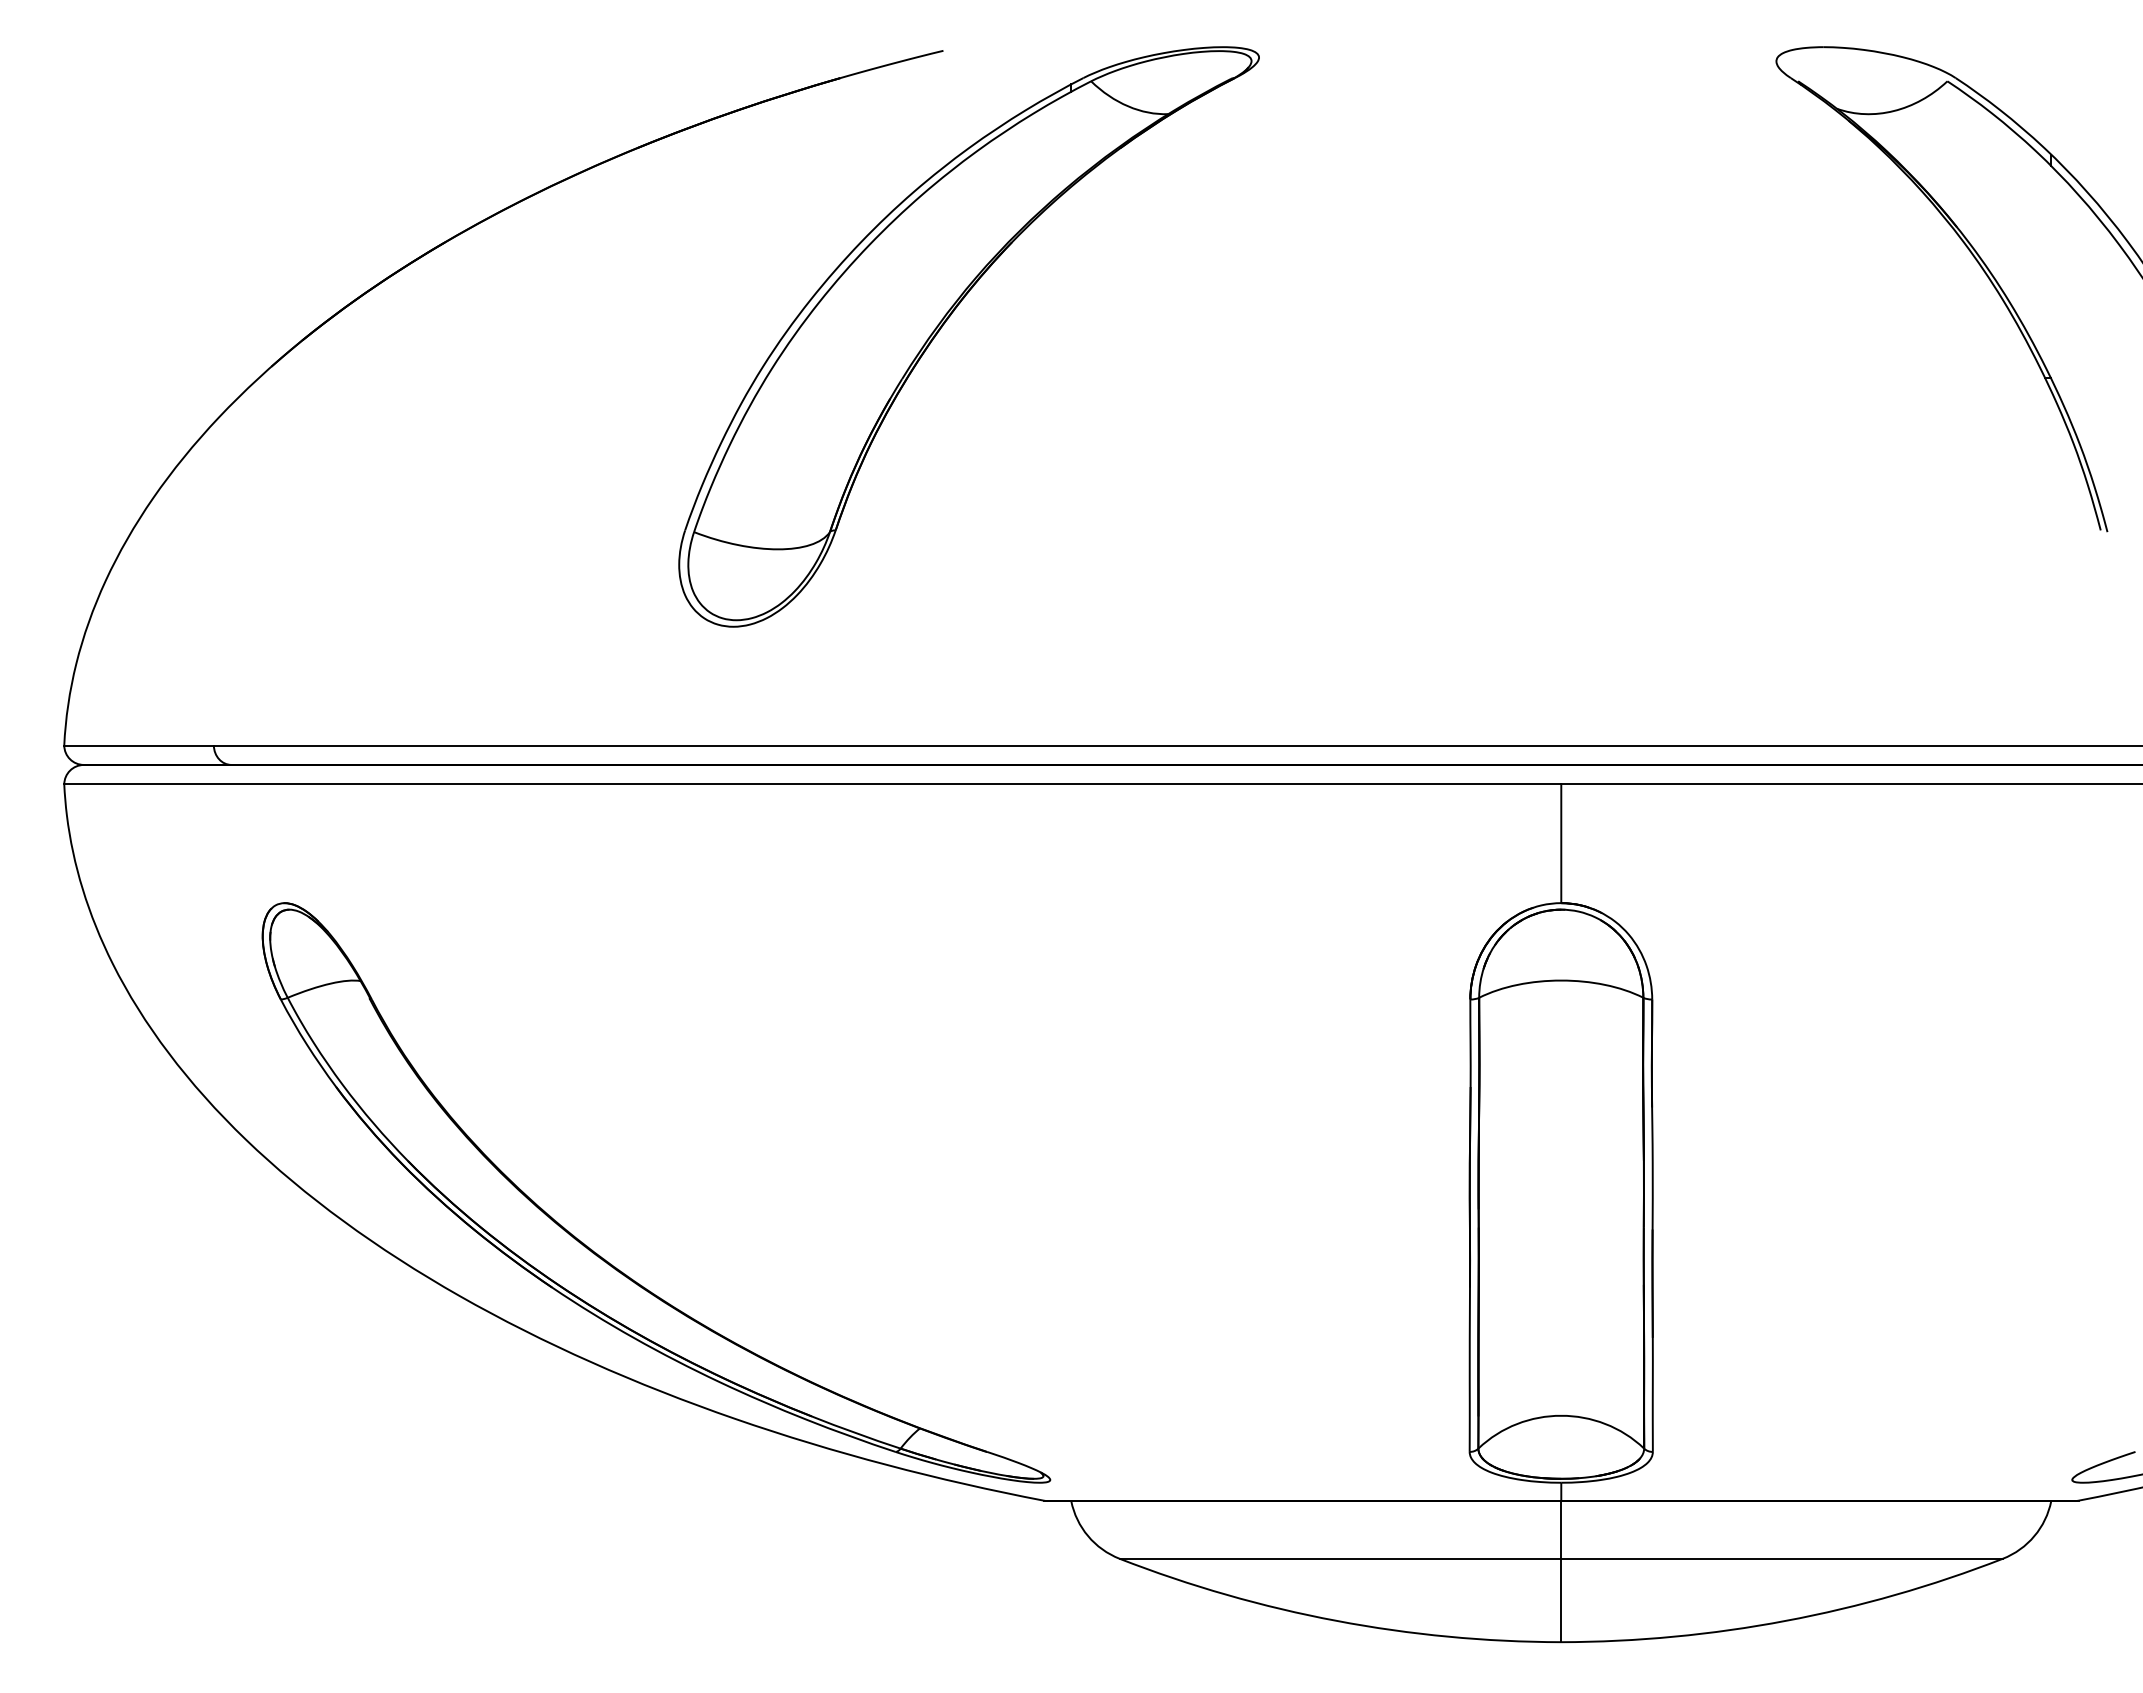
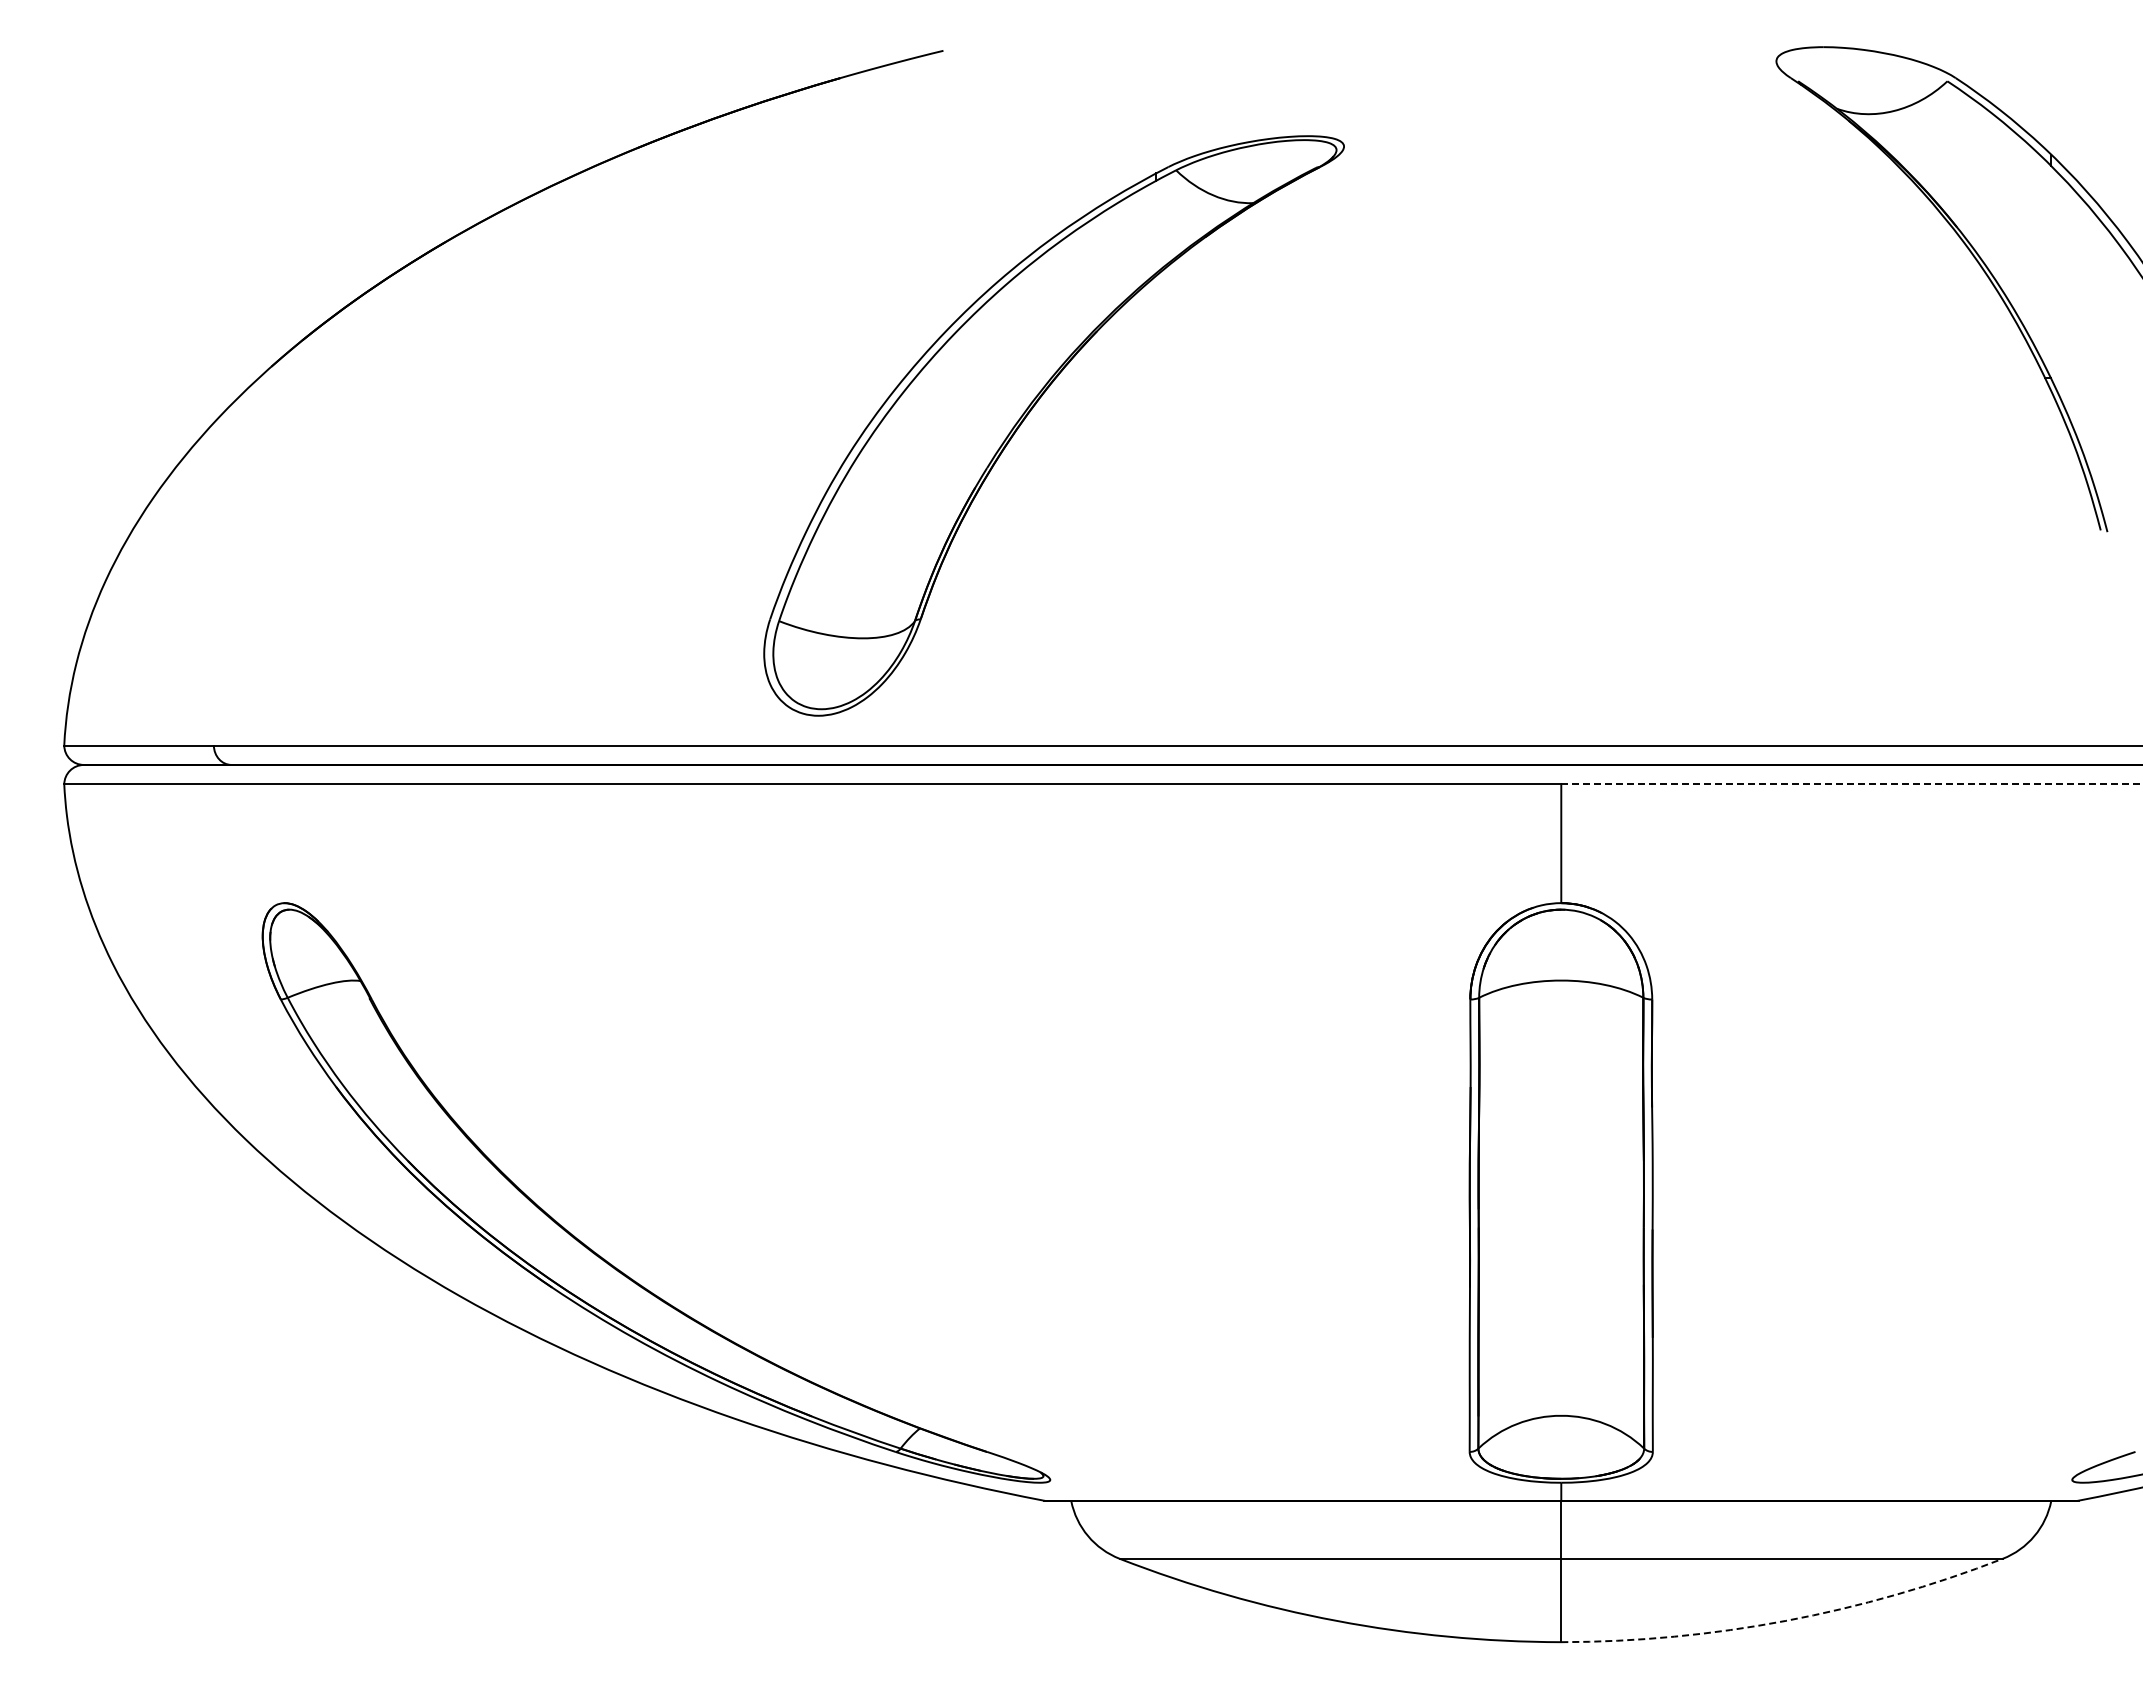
part position: (948, 319) -> (1033, 408) (1033, 408)
line: solid -> dashed (1852, 784)
arc: solid -> dashed (1785, 1620)
